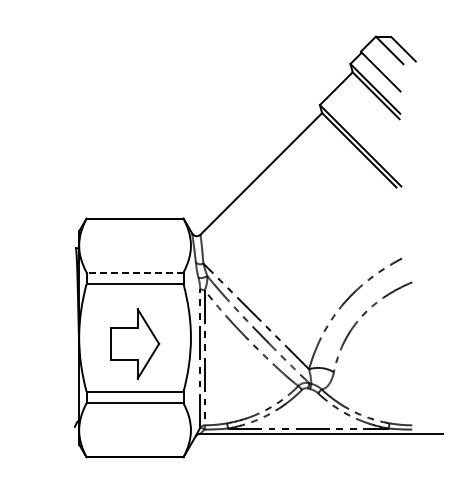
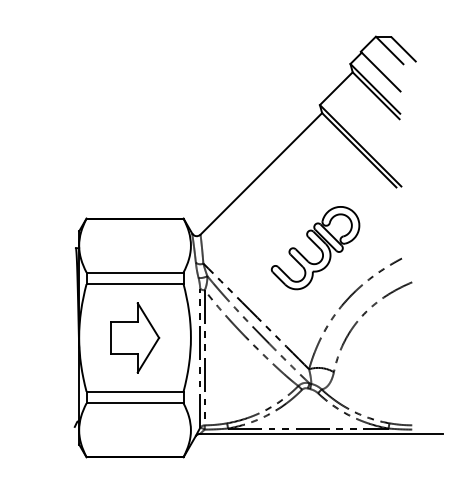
part: none -> present (315, 248)
line: dashed -> solid (135, 272)
part position: (135, 343) -> (135, 337) (135, 337)
